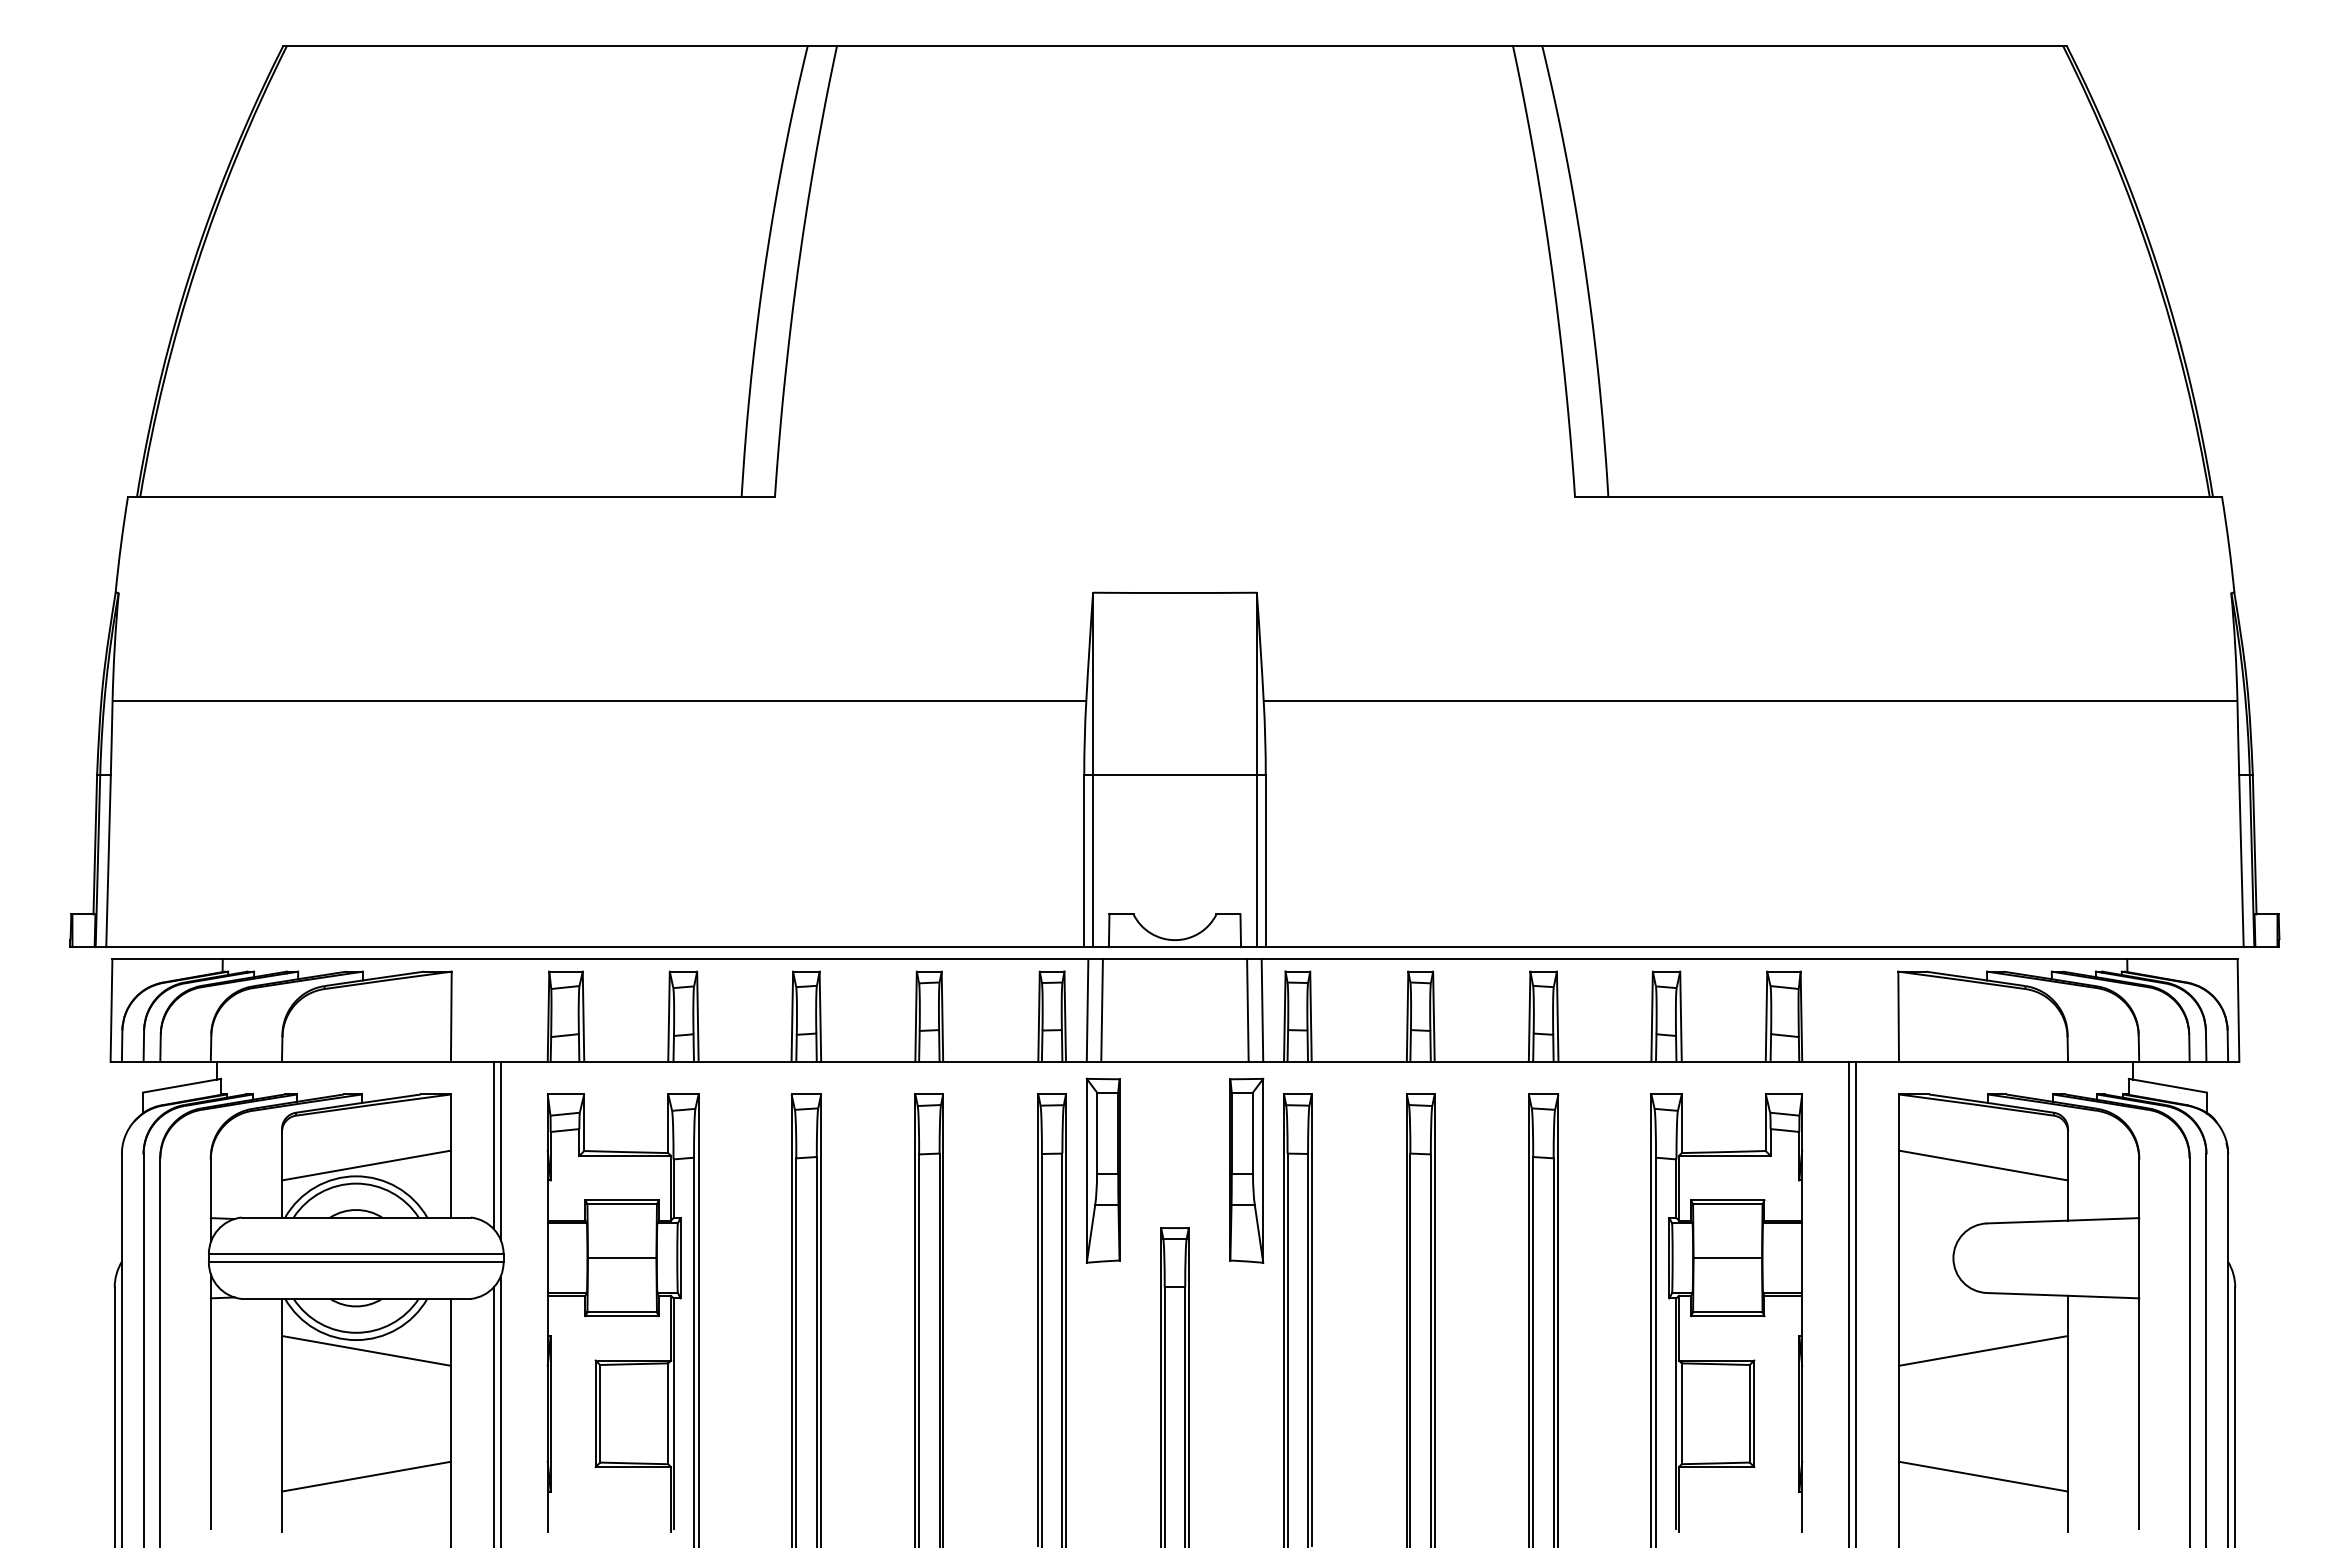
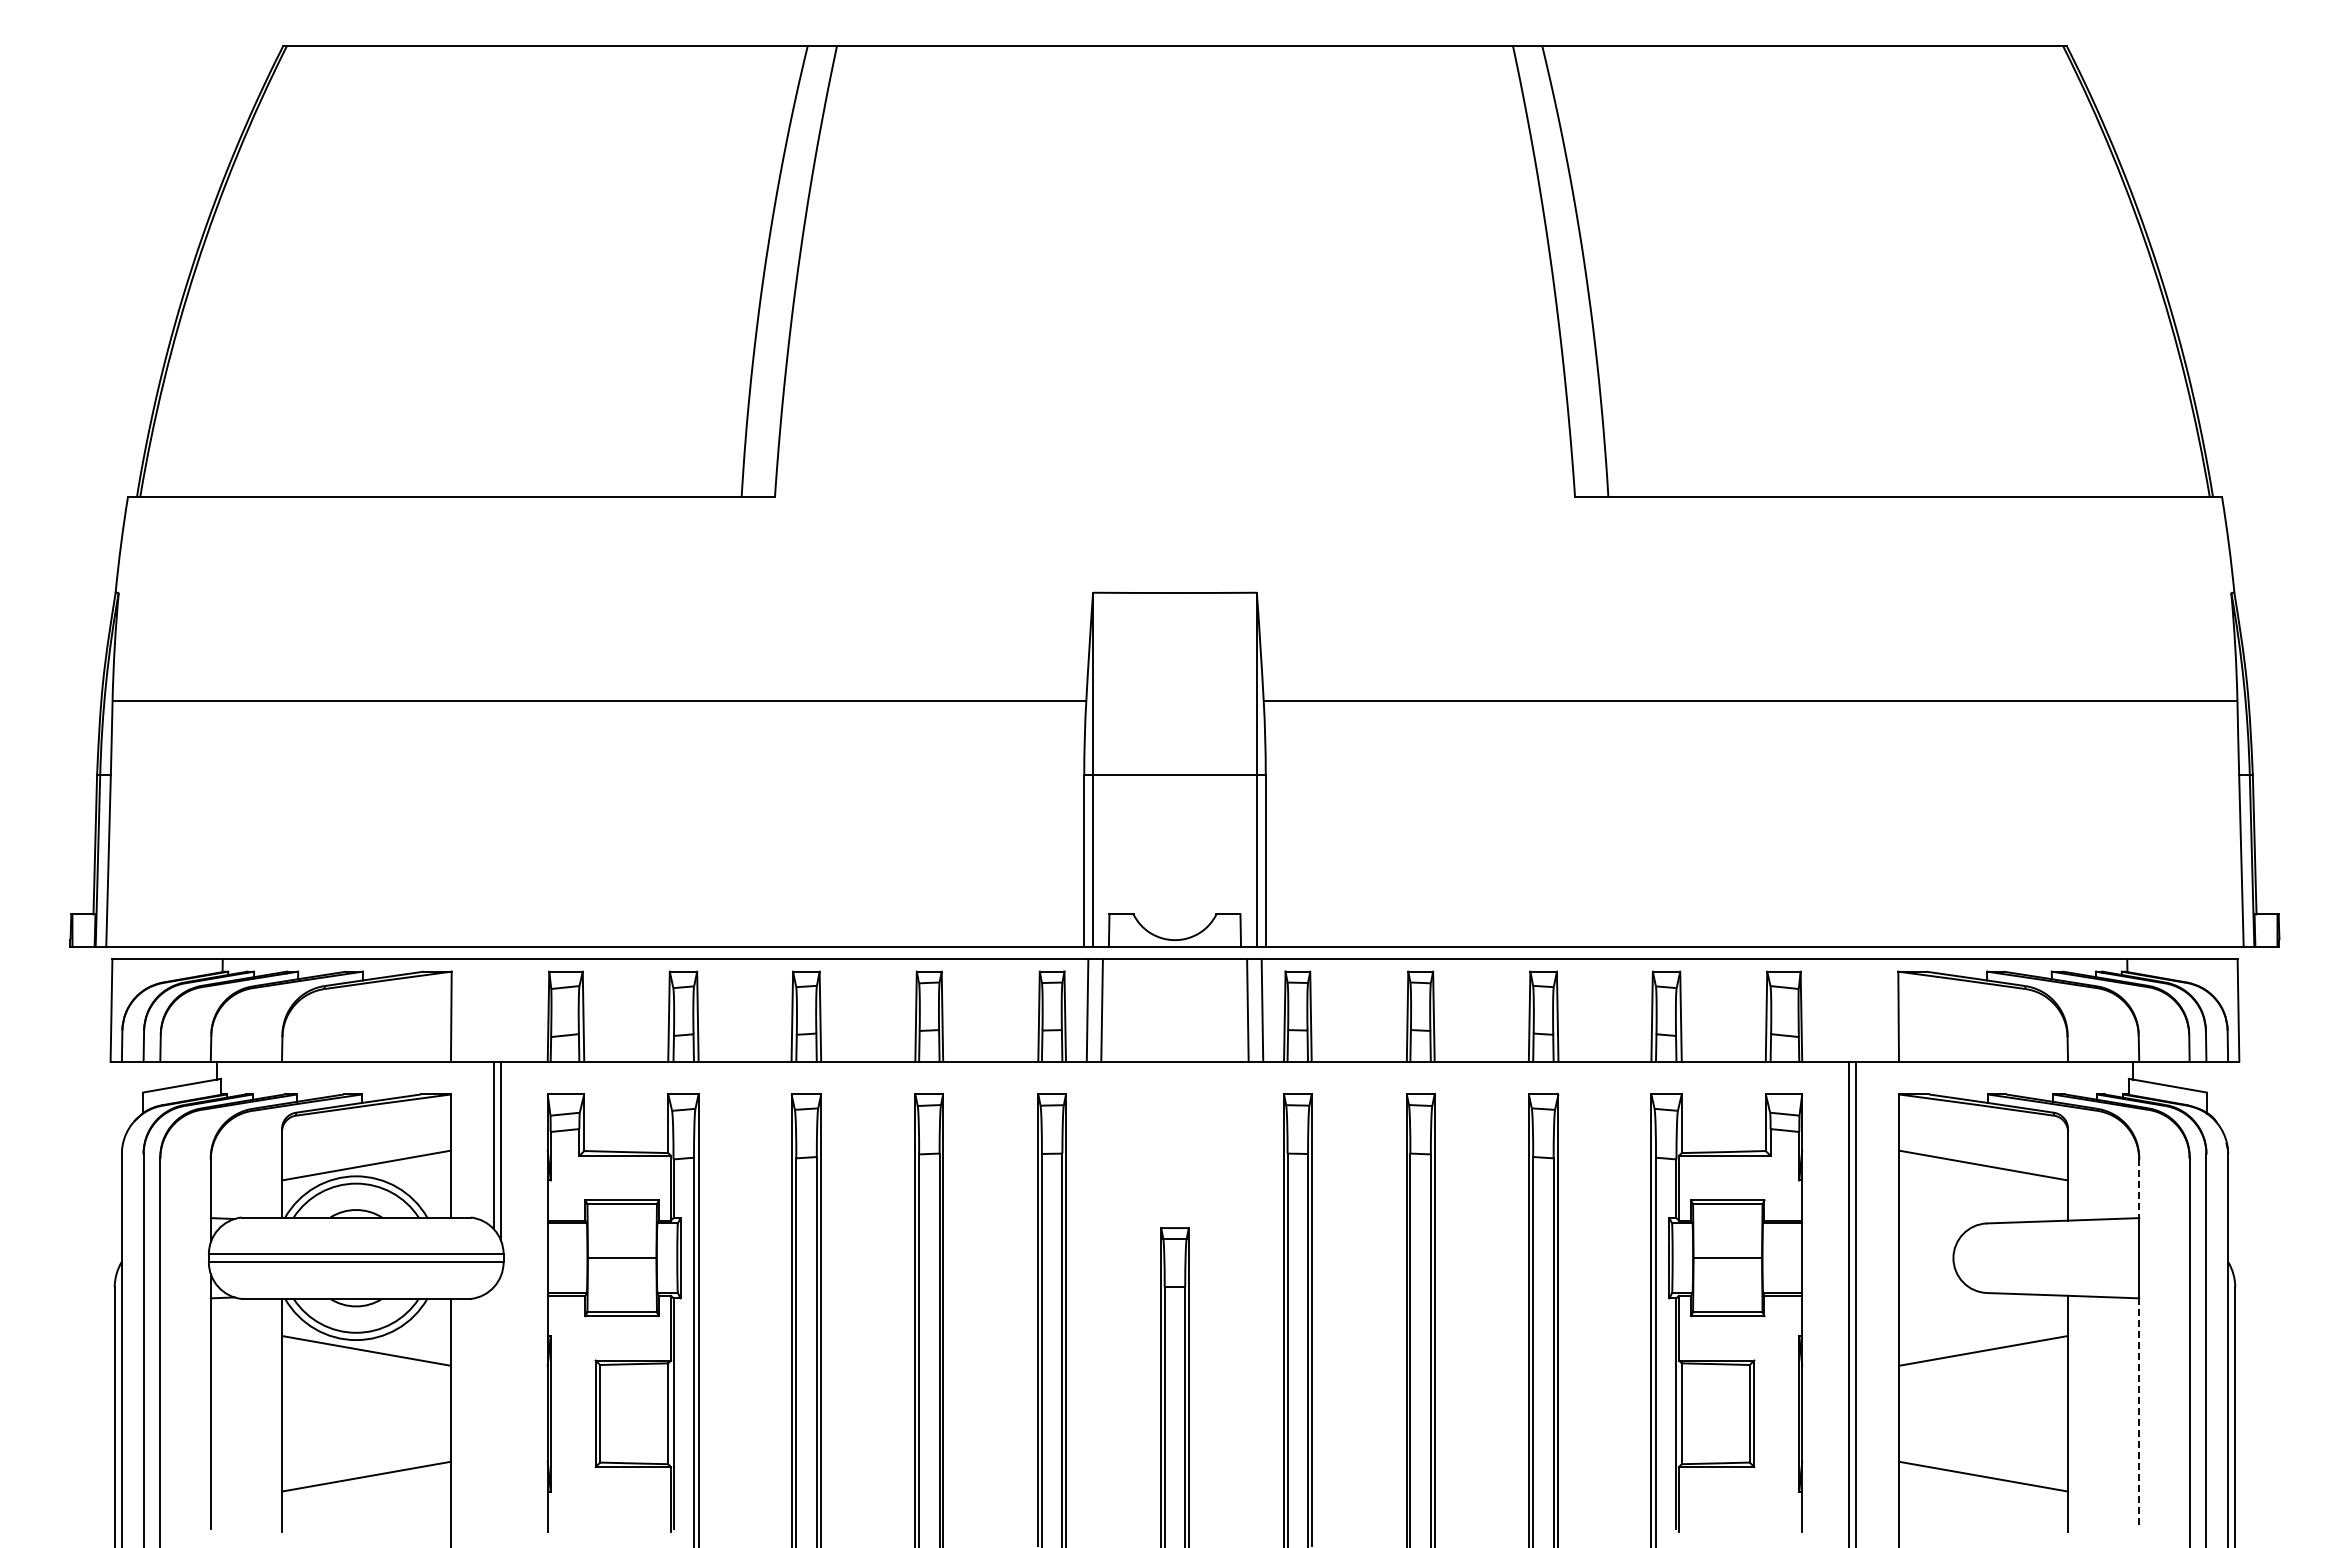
part: present -> none (1102, 1170)
part: present -> none (1246, 1170)
line: solid -> dashed (2139, 1189)
line: present -> none (501, 1409)
line: solid -> dashed (2139, 1414)
line: present -> none (494, 1415)
